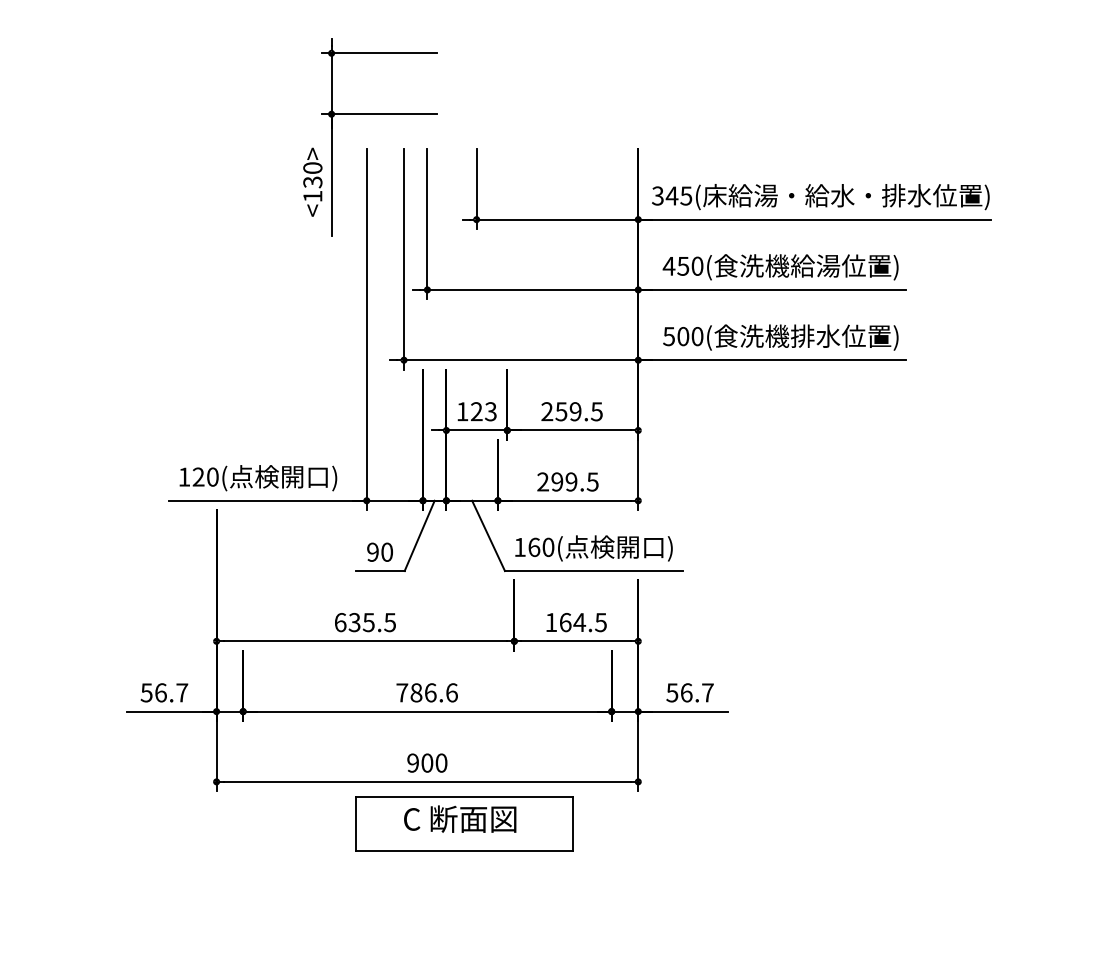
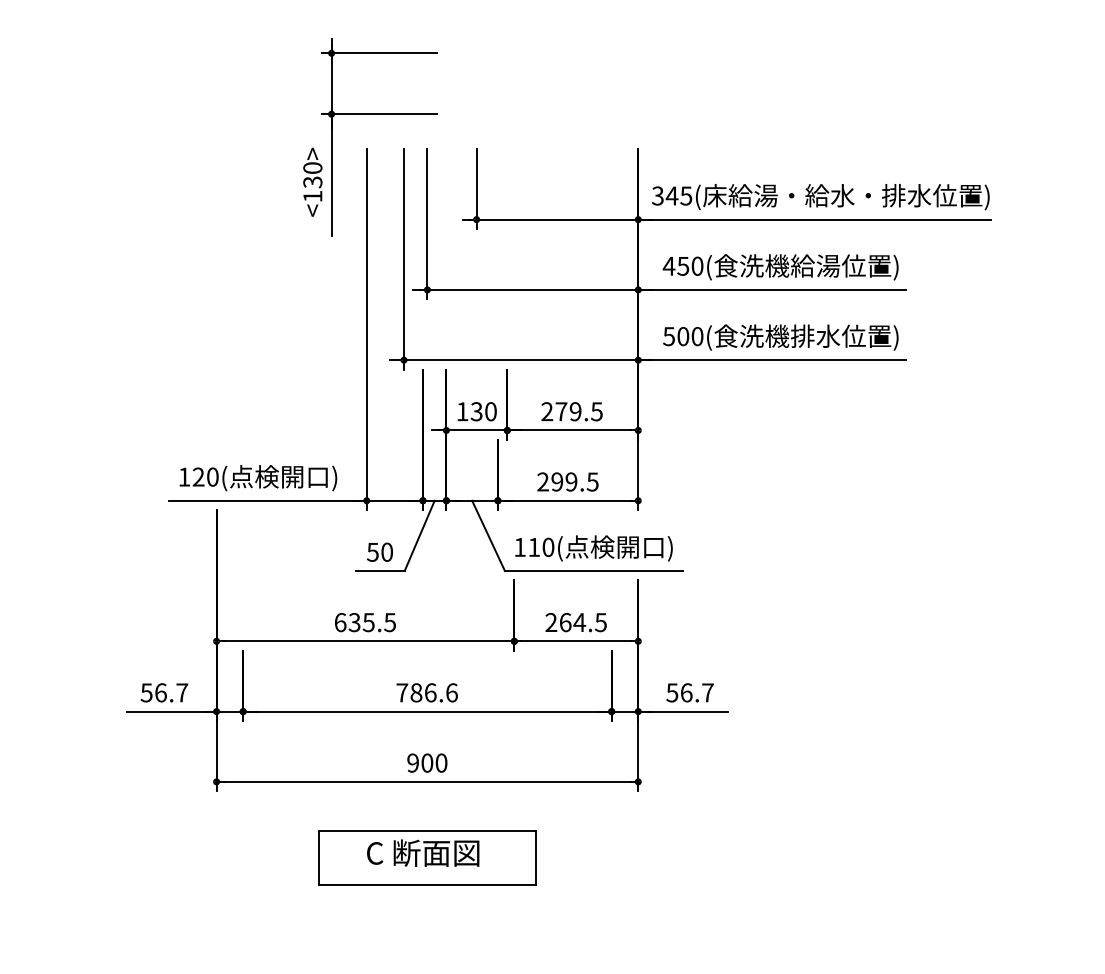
text: 123 -> 130 (483, 411)
text: 259.5 -> 279.5 (561, 411)
text: 160( -> 110( (534, 547)
text: 90 -> 50 (372, 551)
text: 164.5 -> 264.5 (551, 621)
part position: (464, 823) -> (427, 857) (427, 857)
